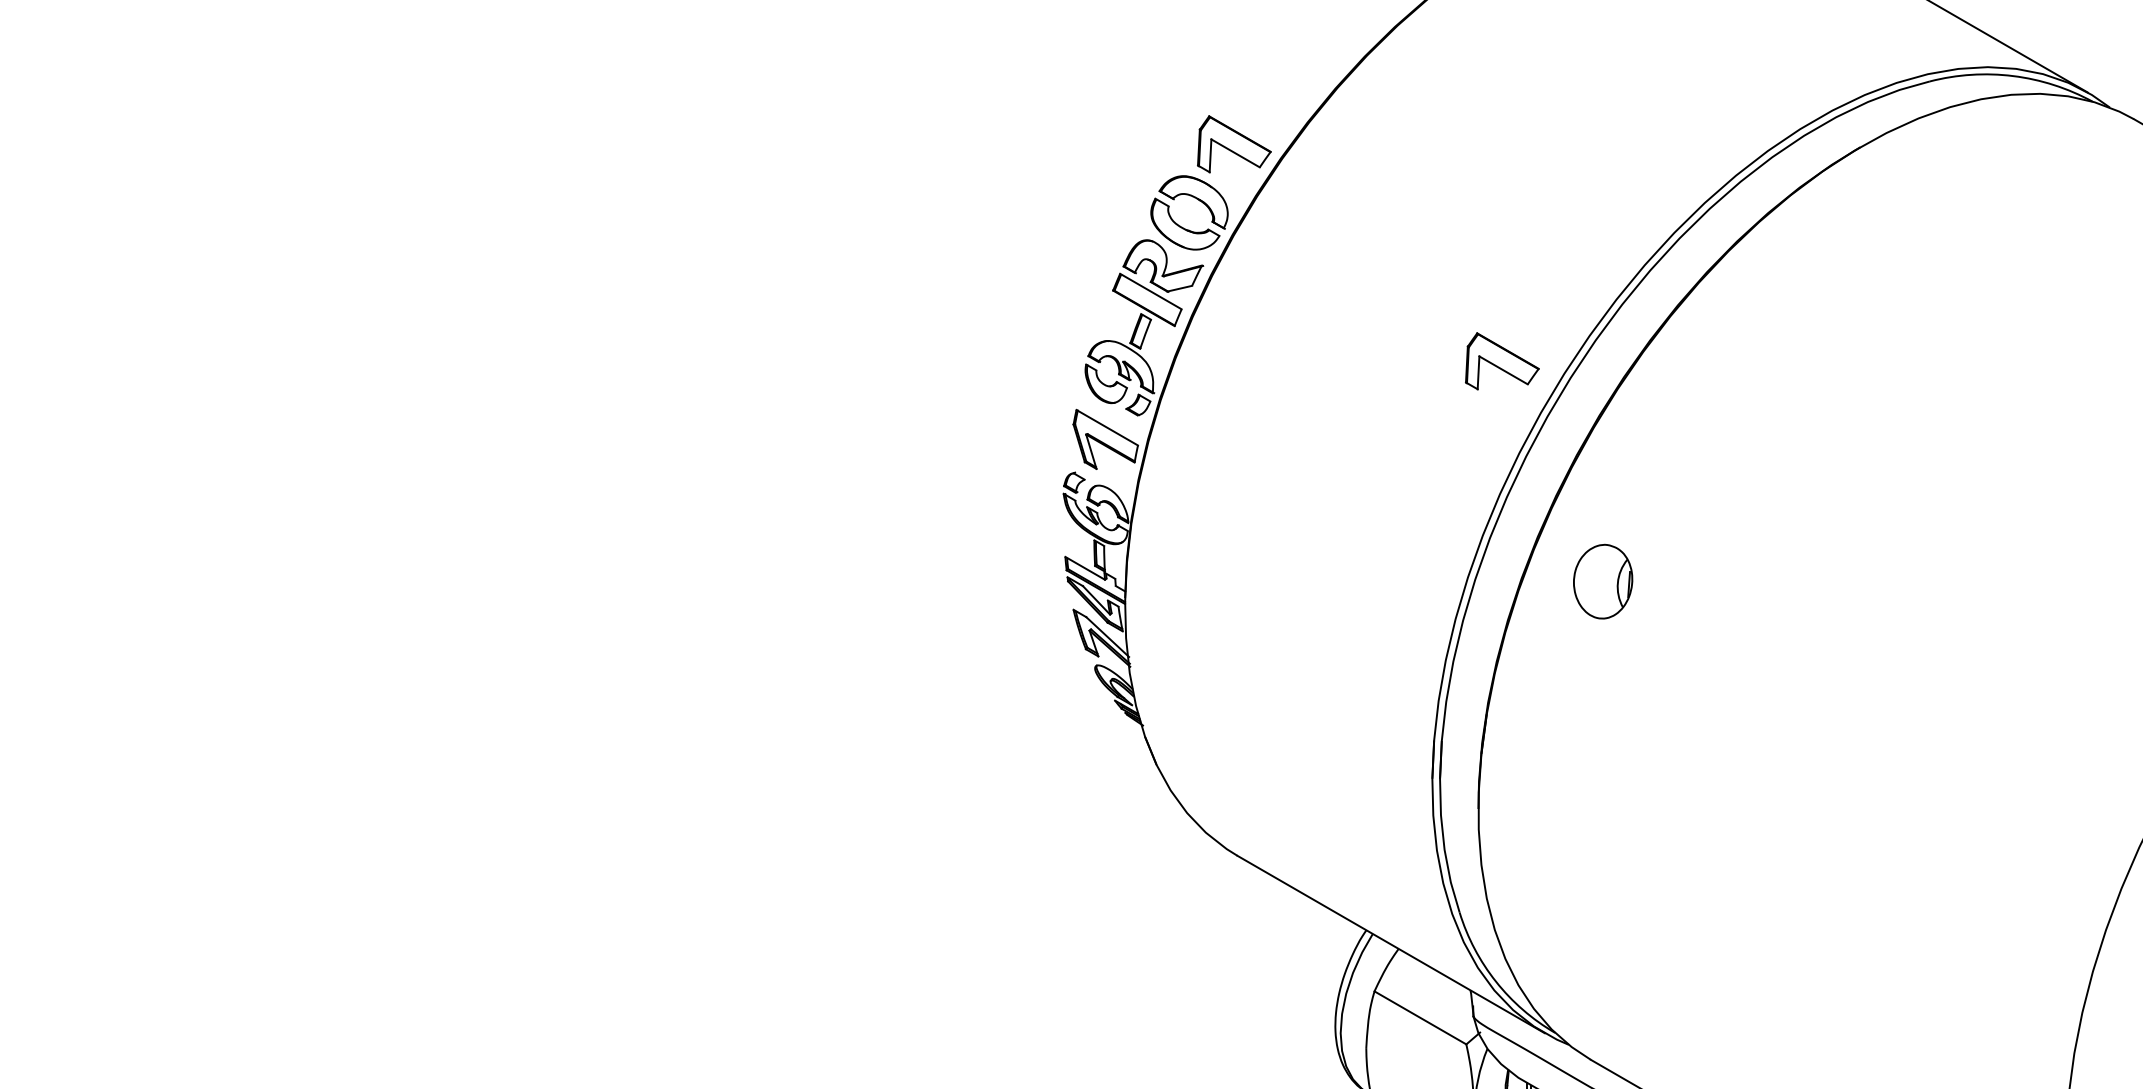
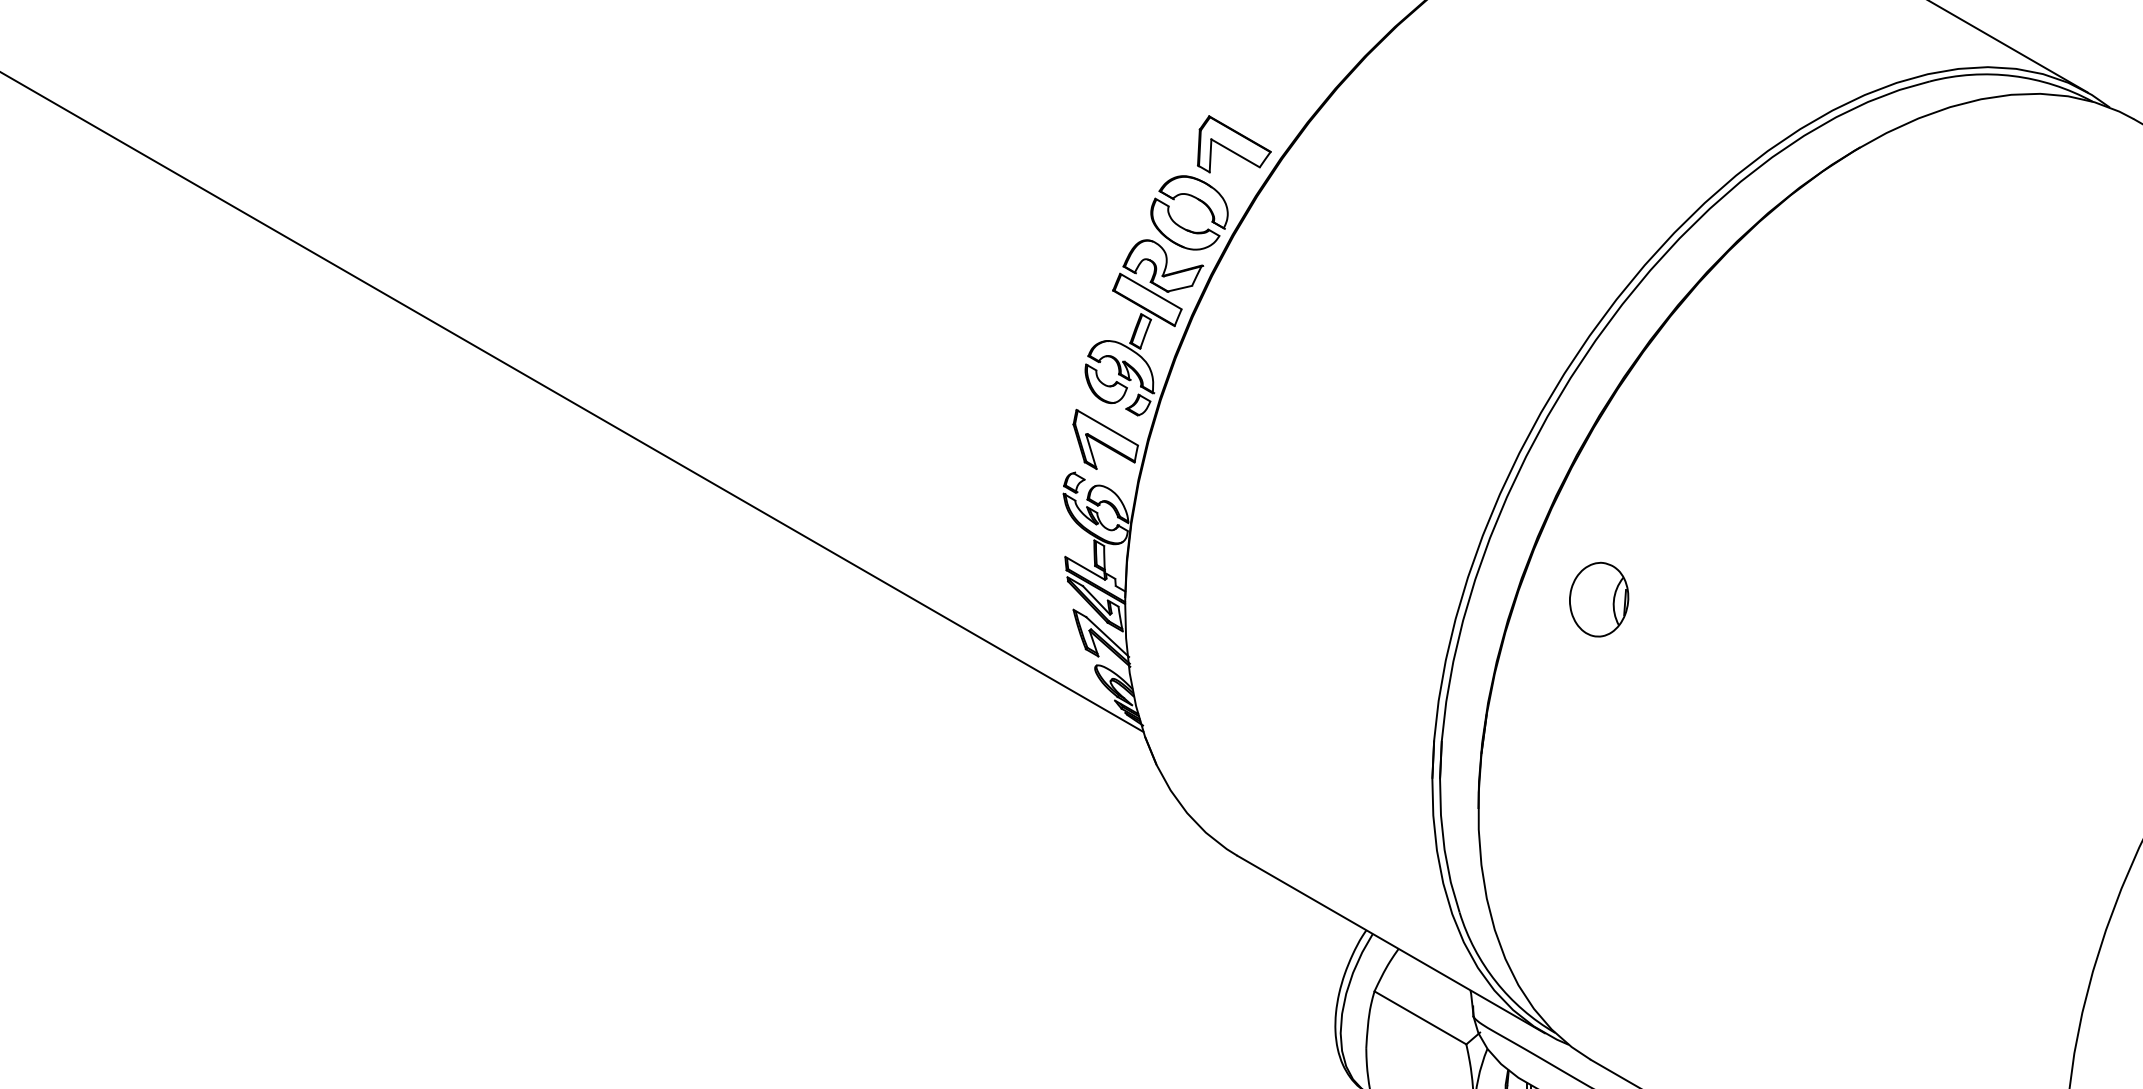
part: present -> none (1502, 361)
line: none -> present (572, 402)
part position: (1603, 581) -> (1599, 599) (1599, 599)
